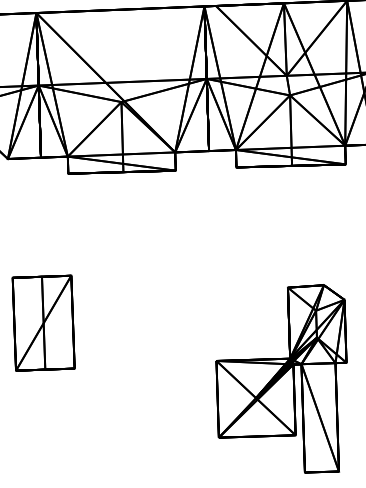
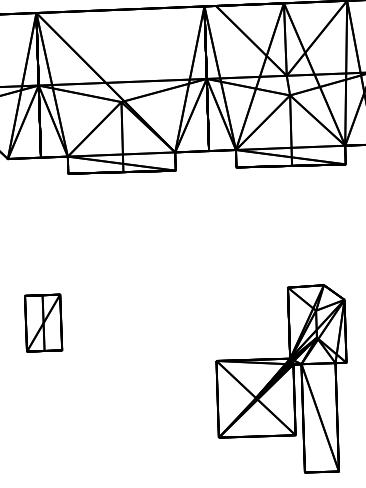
part size: 65x98 px -> 40x60 px (43, 322)
